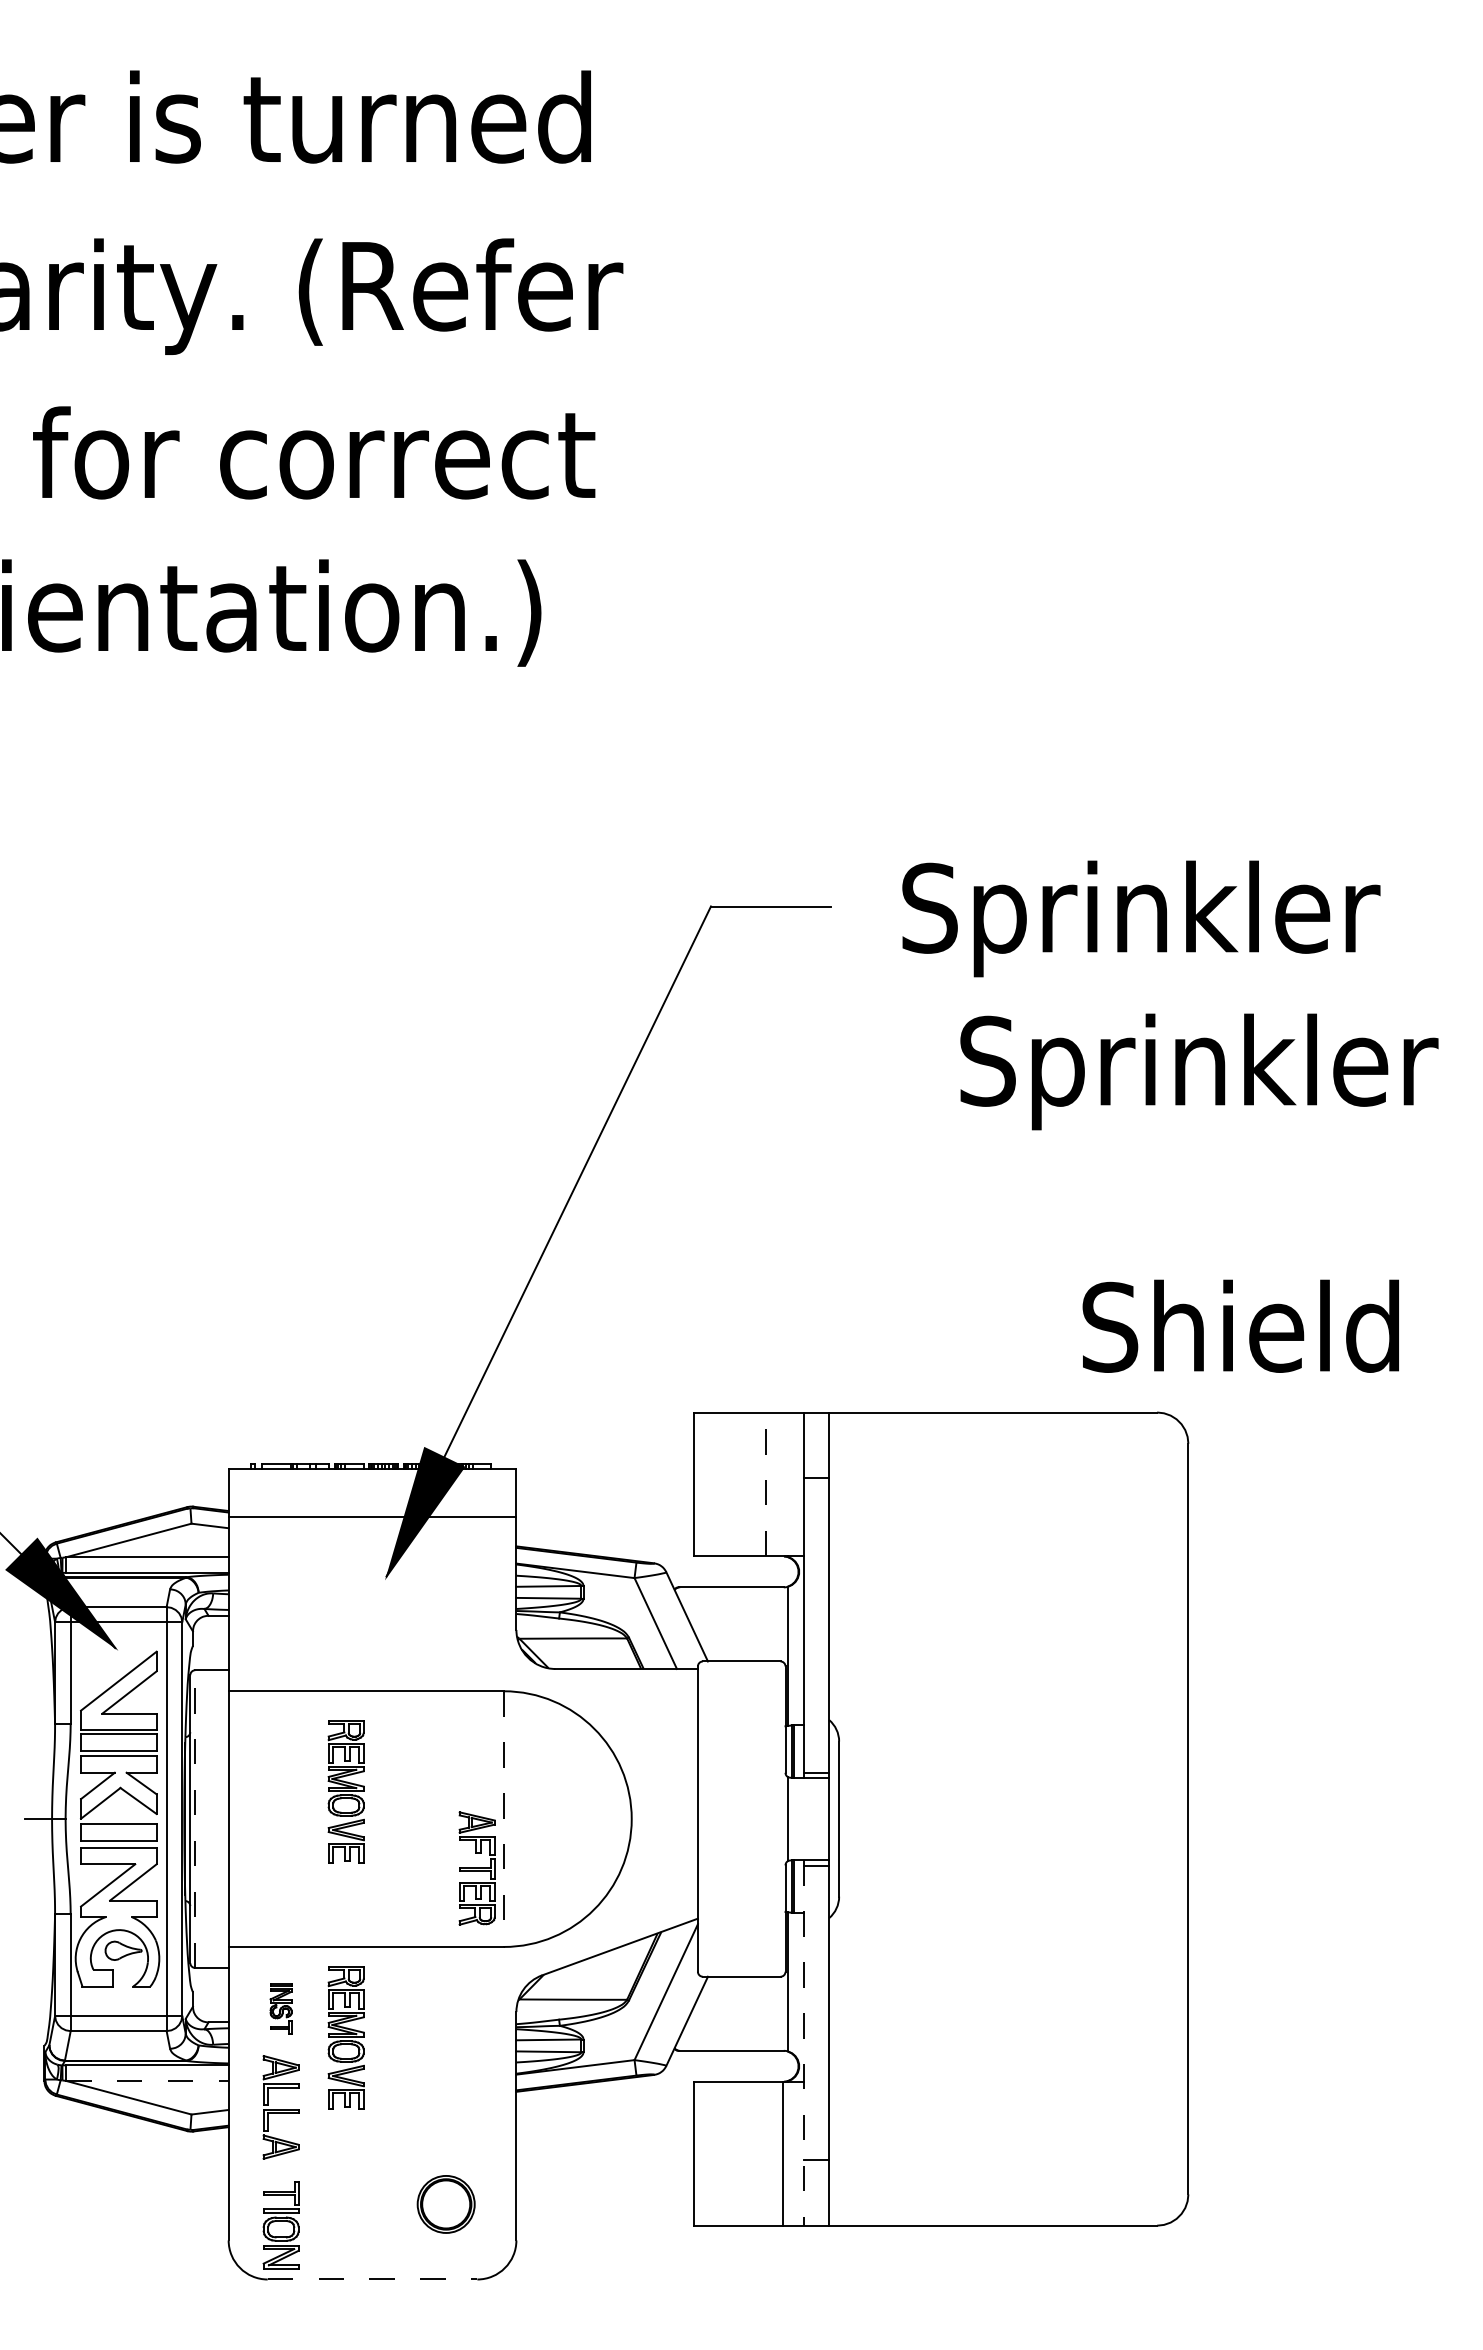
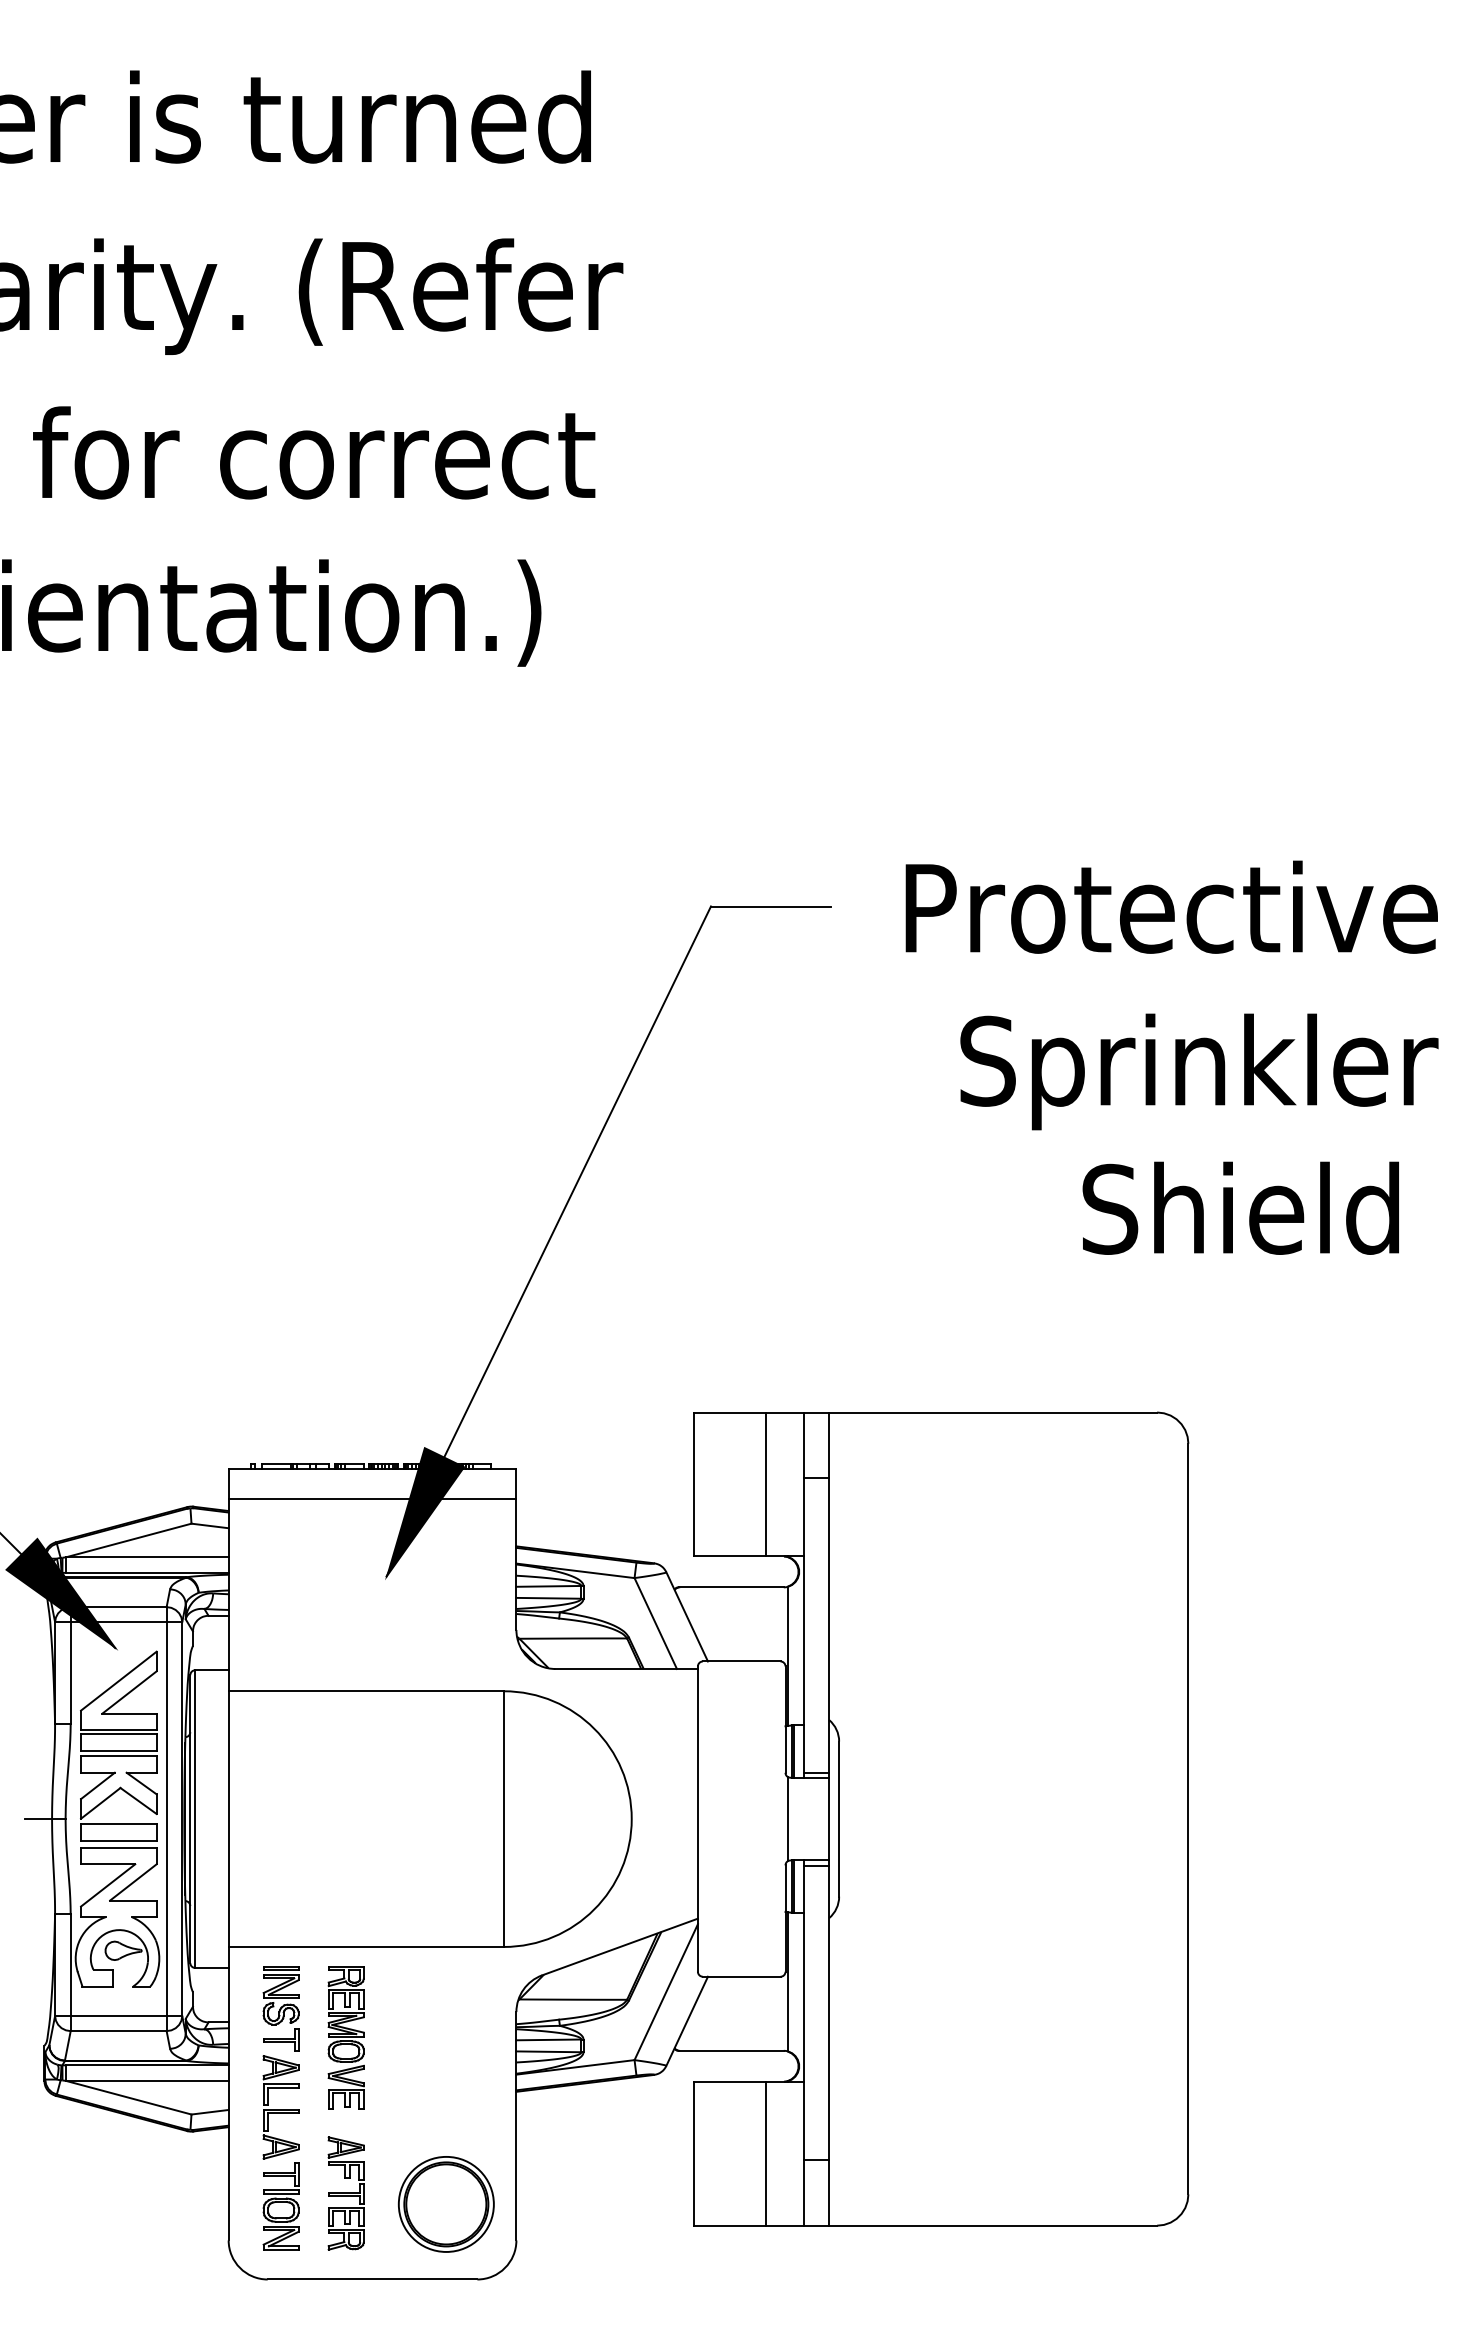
text: Sprinkler -> Protective (1169, 918)
text position: (1240, 1325) -> (1240, 1207) (1240, 1207)
line: dashed -> solid (766, 1484)
line position: (372, 1516) -> (372, 1498) (372, 1498)
part: present -> none (345, 1791)
line: dashed -> solid (195, 1819)
line: dashed -> solid (503, 1819)
part position: (476, 1868) -> (345, 2193) (345, 2193)
part size: 24x52 px -> 38x86 px (280, 2008)
line: dashed -> solid (804, 2043)
line: dashed -> solid (147, 2080)
line position: (783, 2153) -> (766, 2153) (766, 2153)
part size: 60x59 px -> 98x97 px (445, 2204)
part position: (280, 2225) -> (280, 2206) (280, 2206)
line: dashed -> solid (372, 2279)
